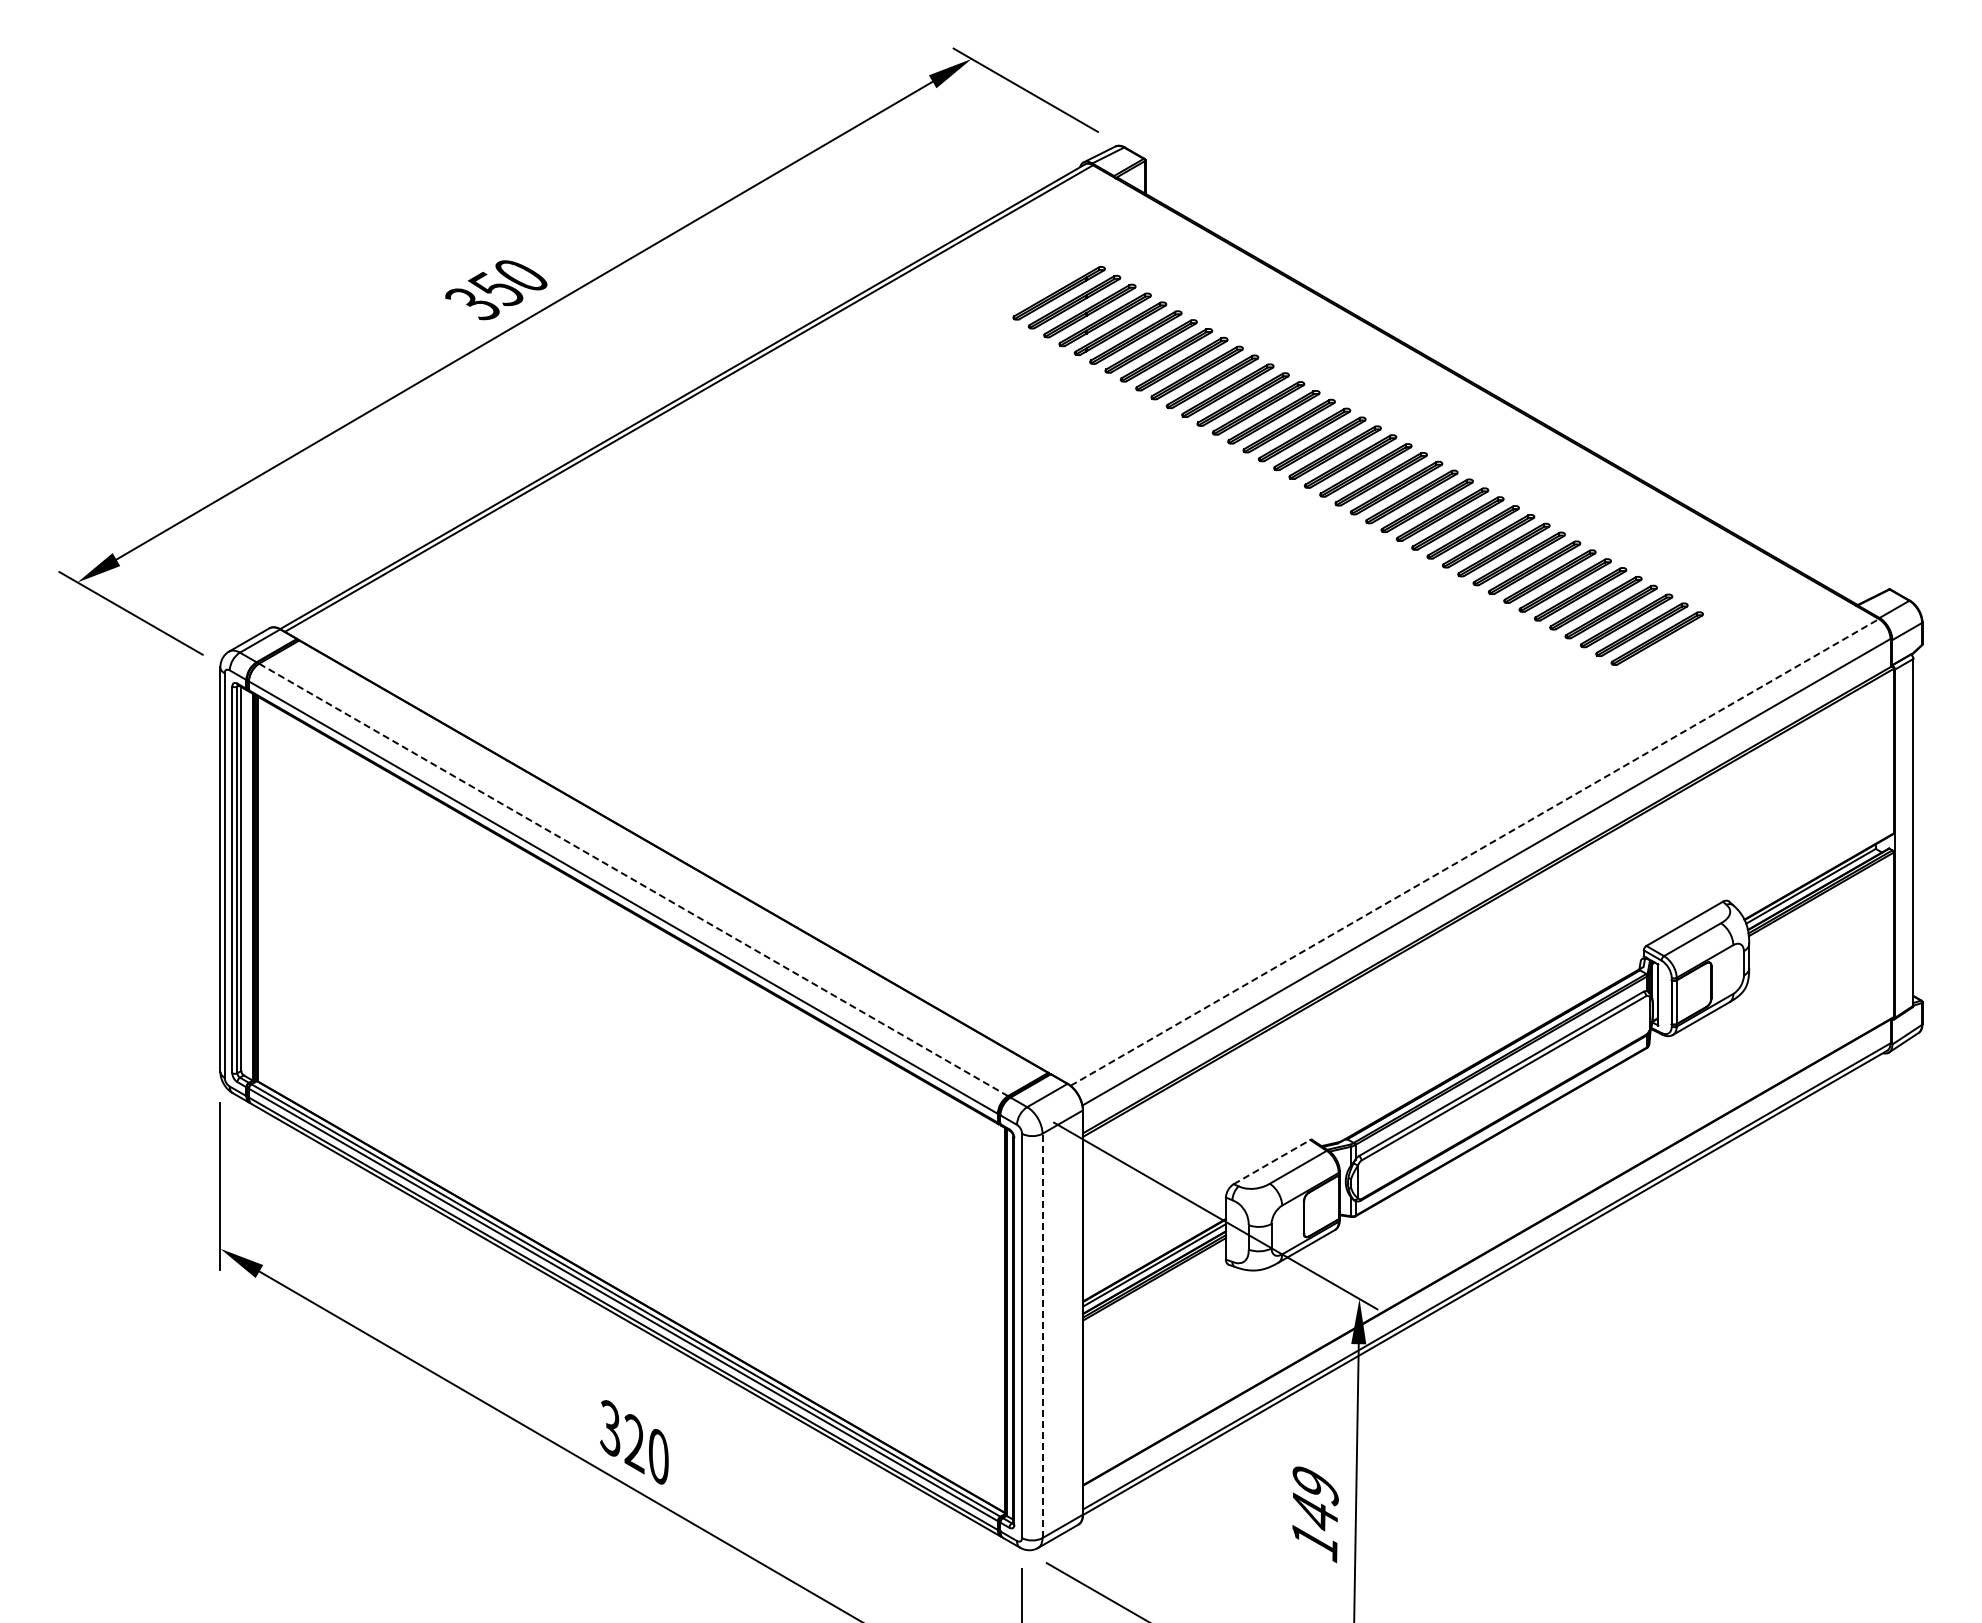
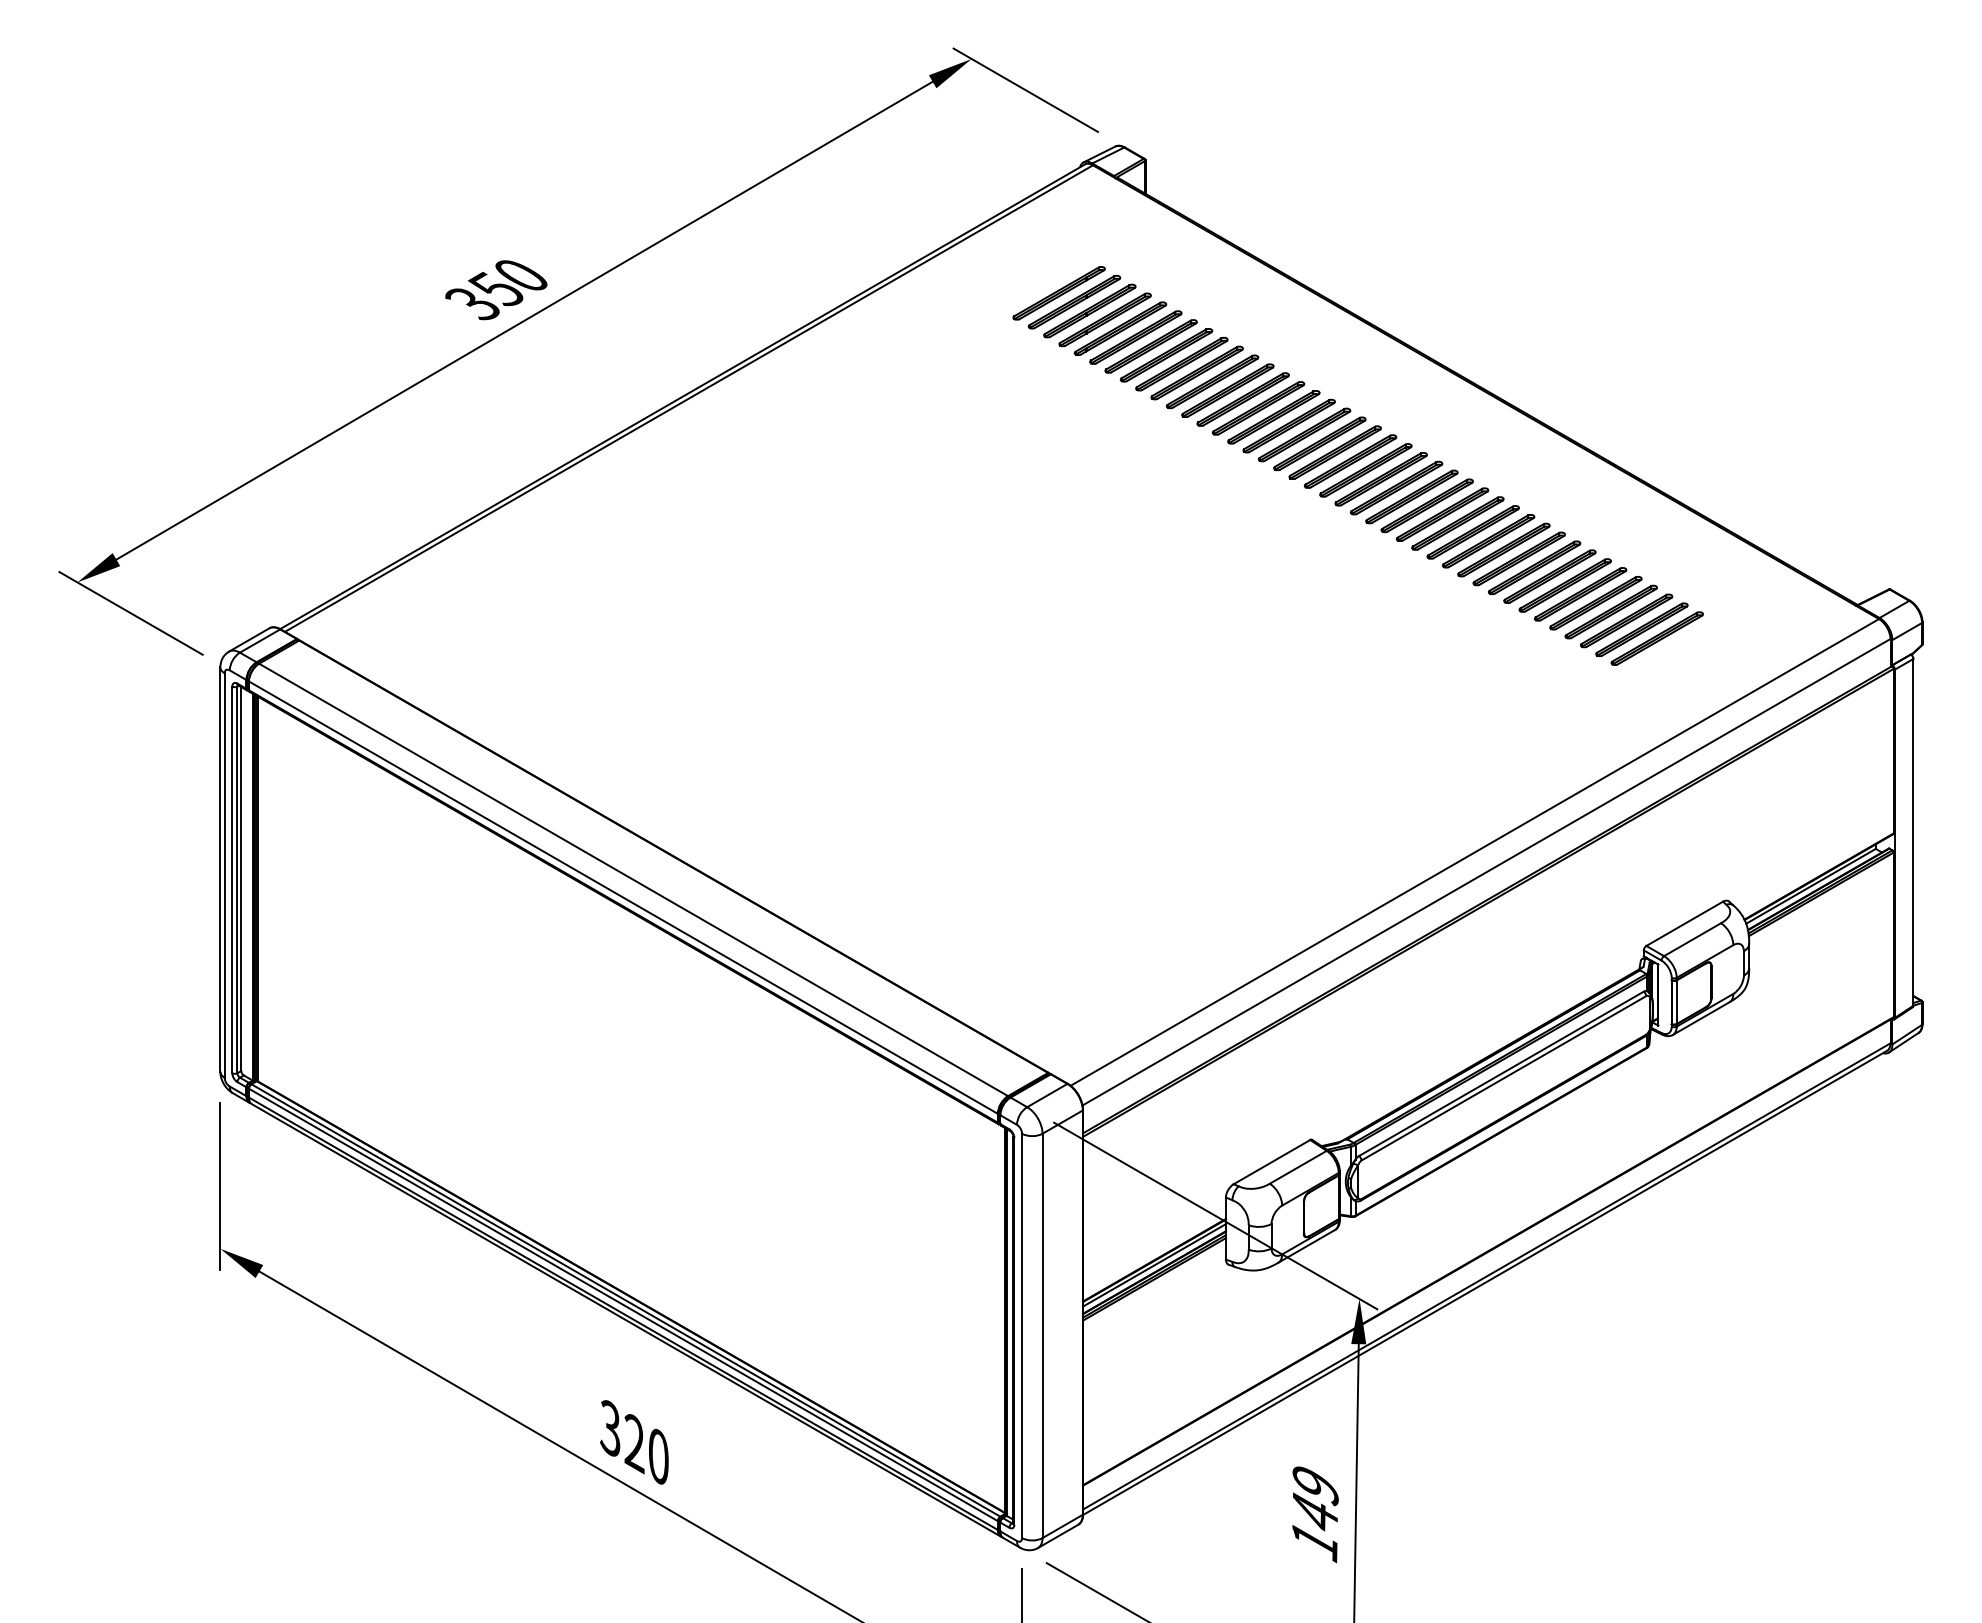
line: dashed -> solid (1474, 852)
line: dashed -> solid (634, 880)
line: dashed -> solid (1272, 1161)
line: dashed -> solid (1042, 1335)
